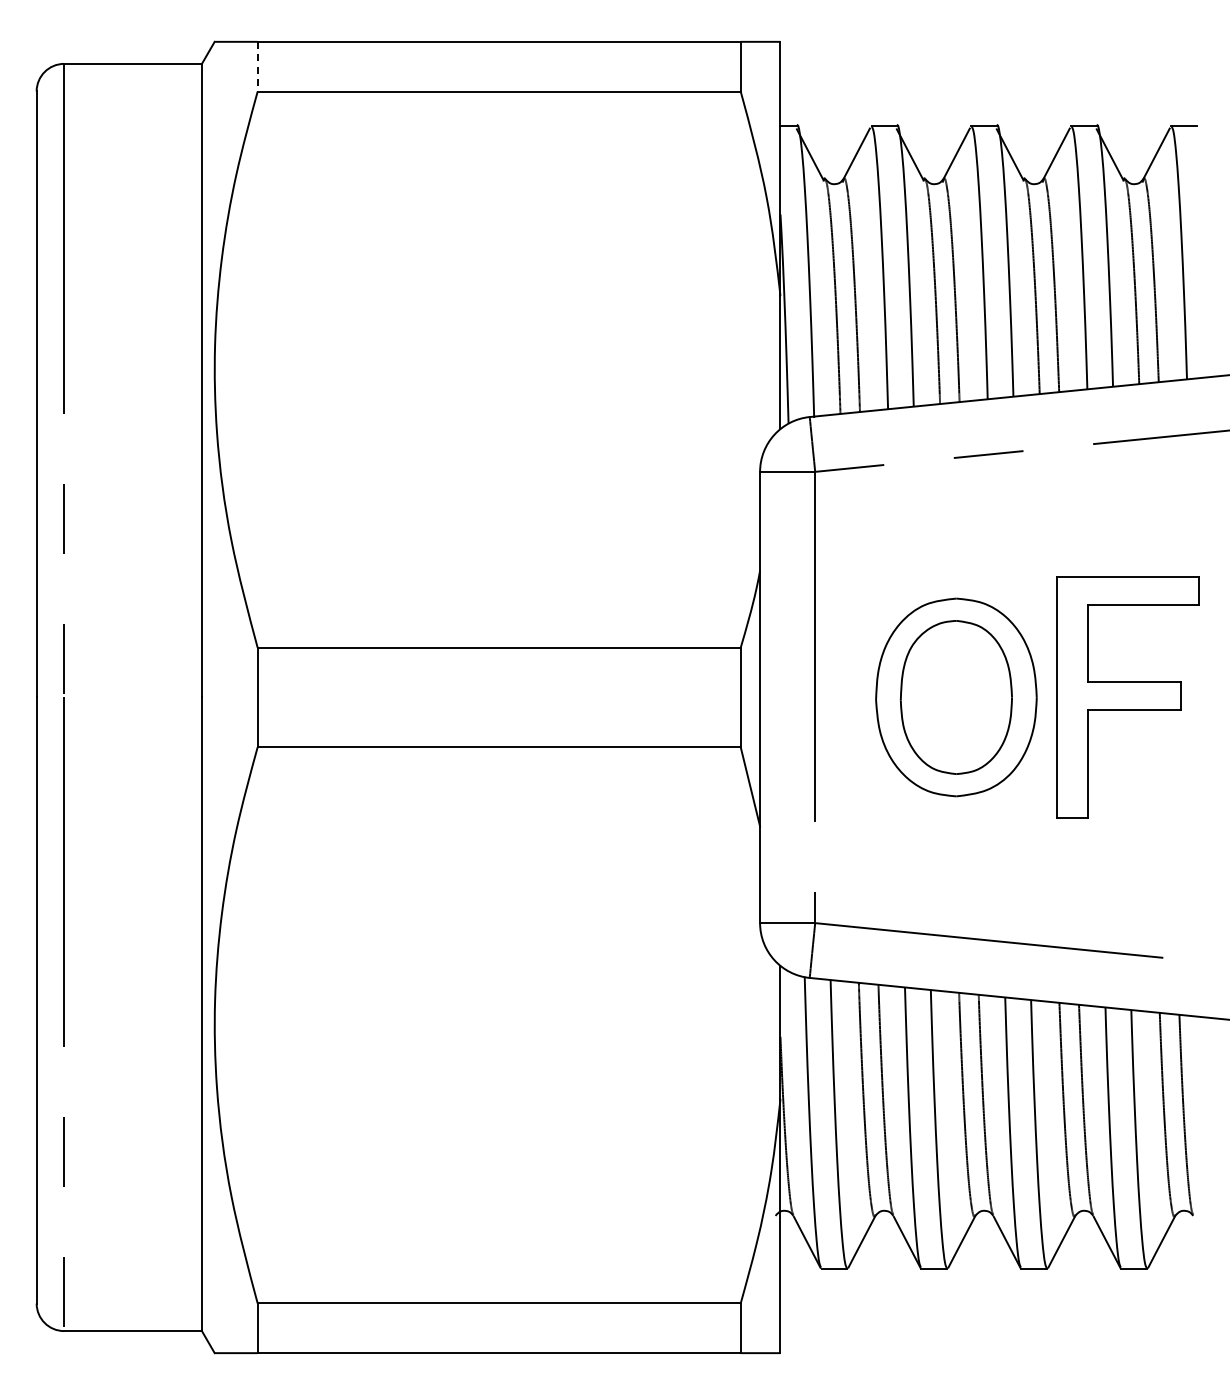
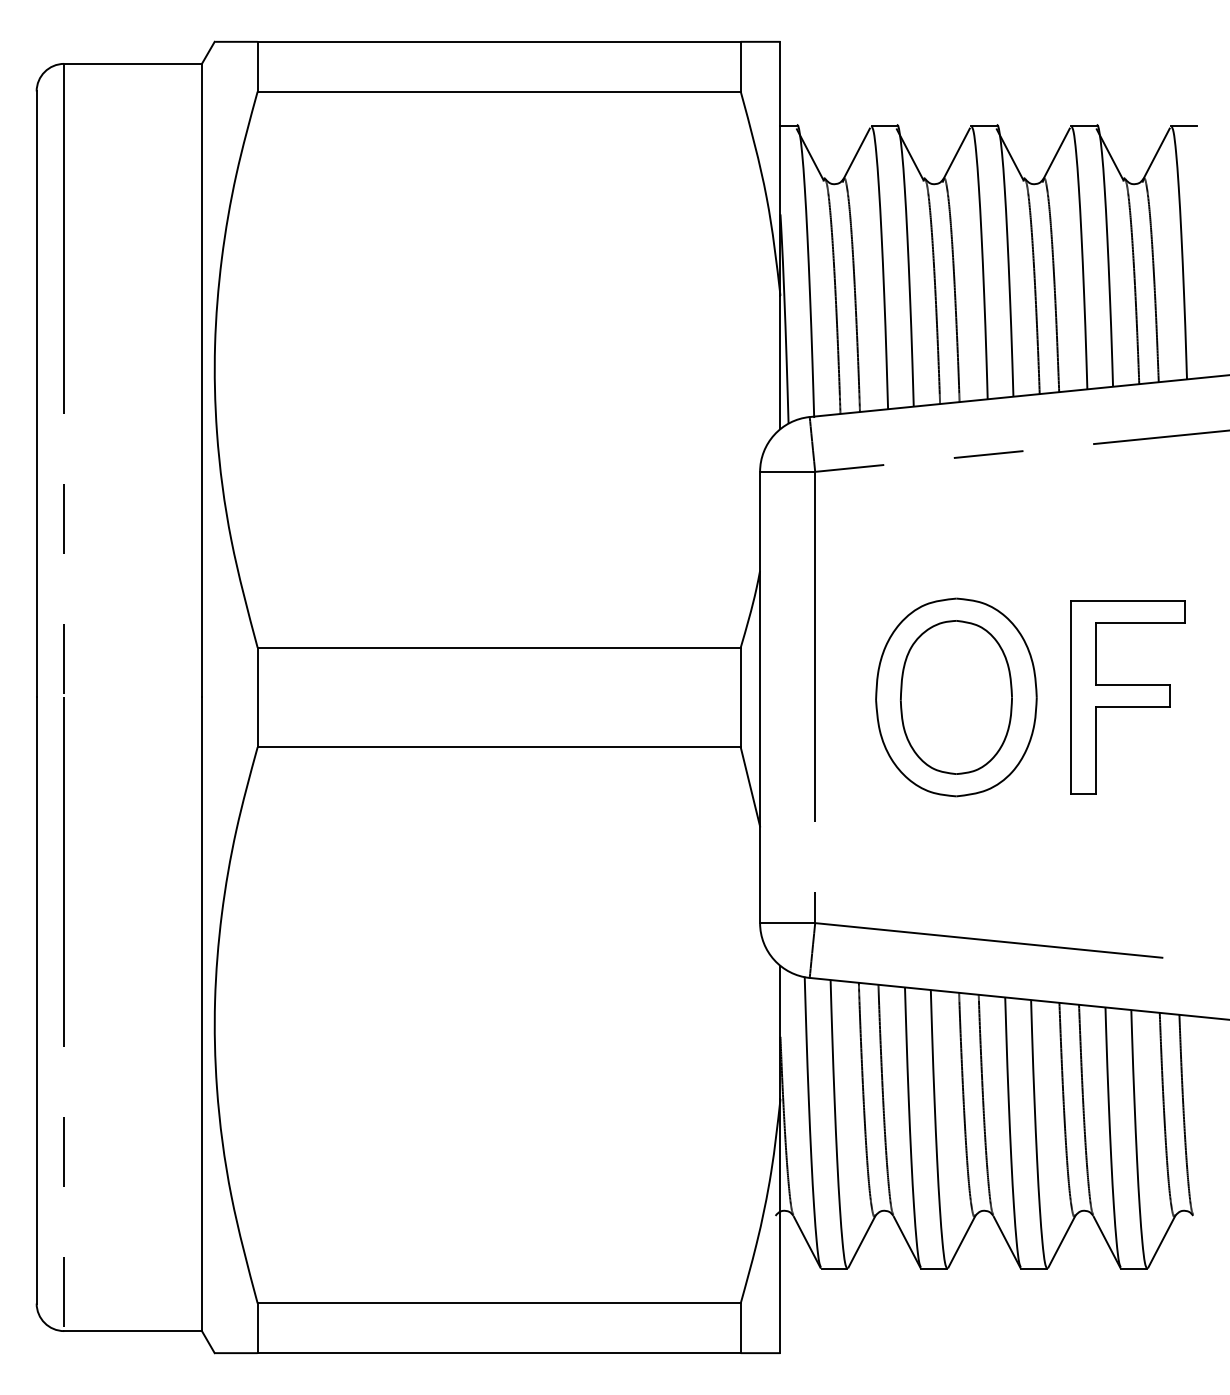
line: dashed -> solid (257, 66)
part size: 144x243 px -> 116x195 px (1127, 697)
